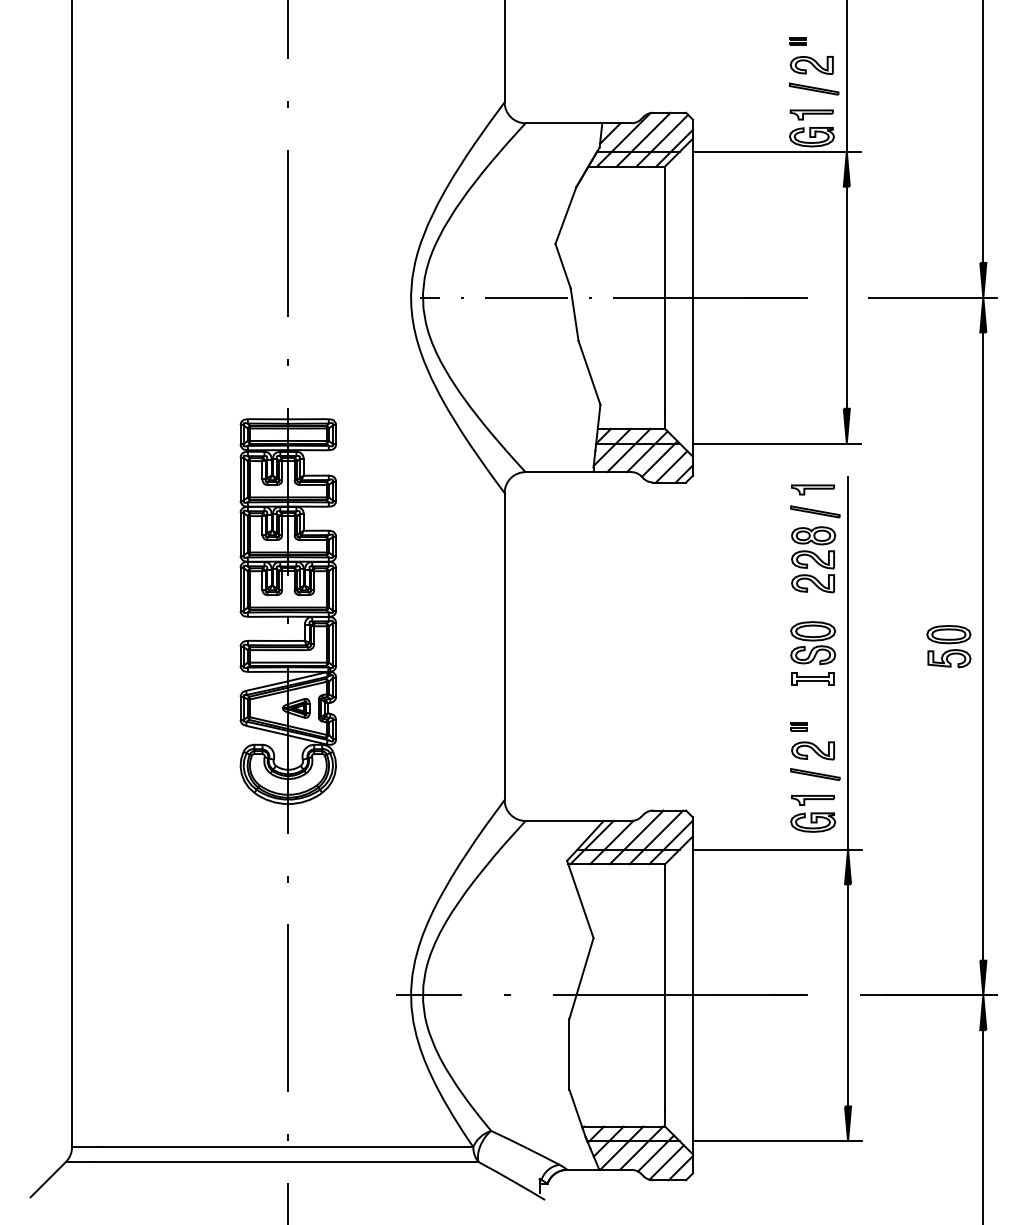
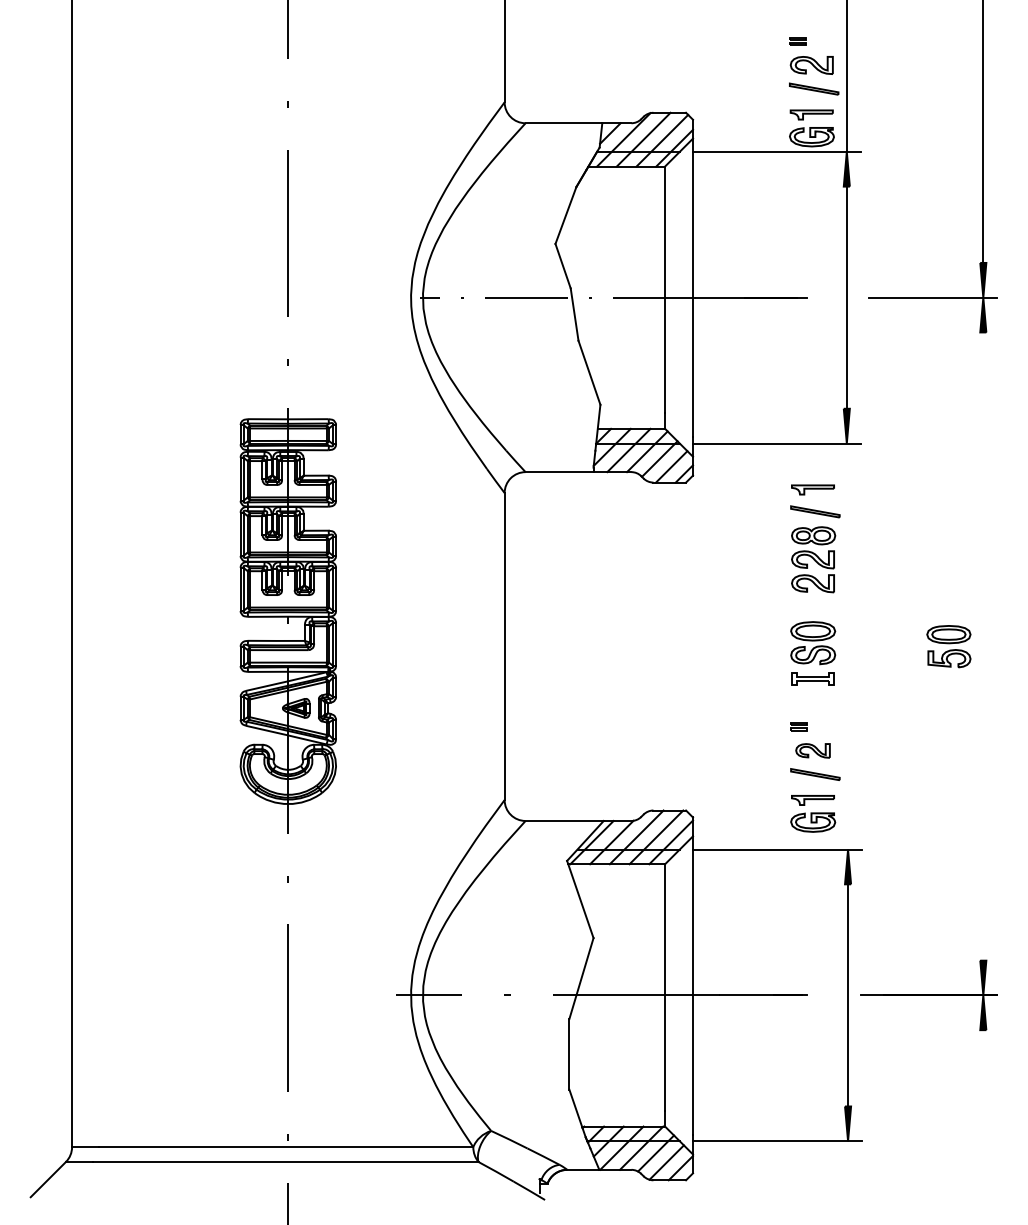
line: present -> none (983, 646)
line: present -> none (848, 663)
part size: 44x20 px -> 36x16 px (812, 750)
line: present -> none (983, 1125)
